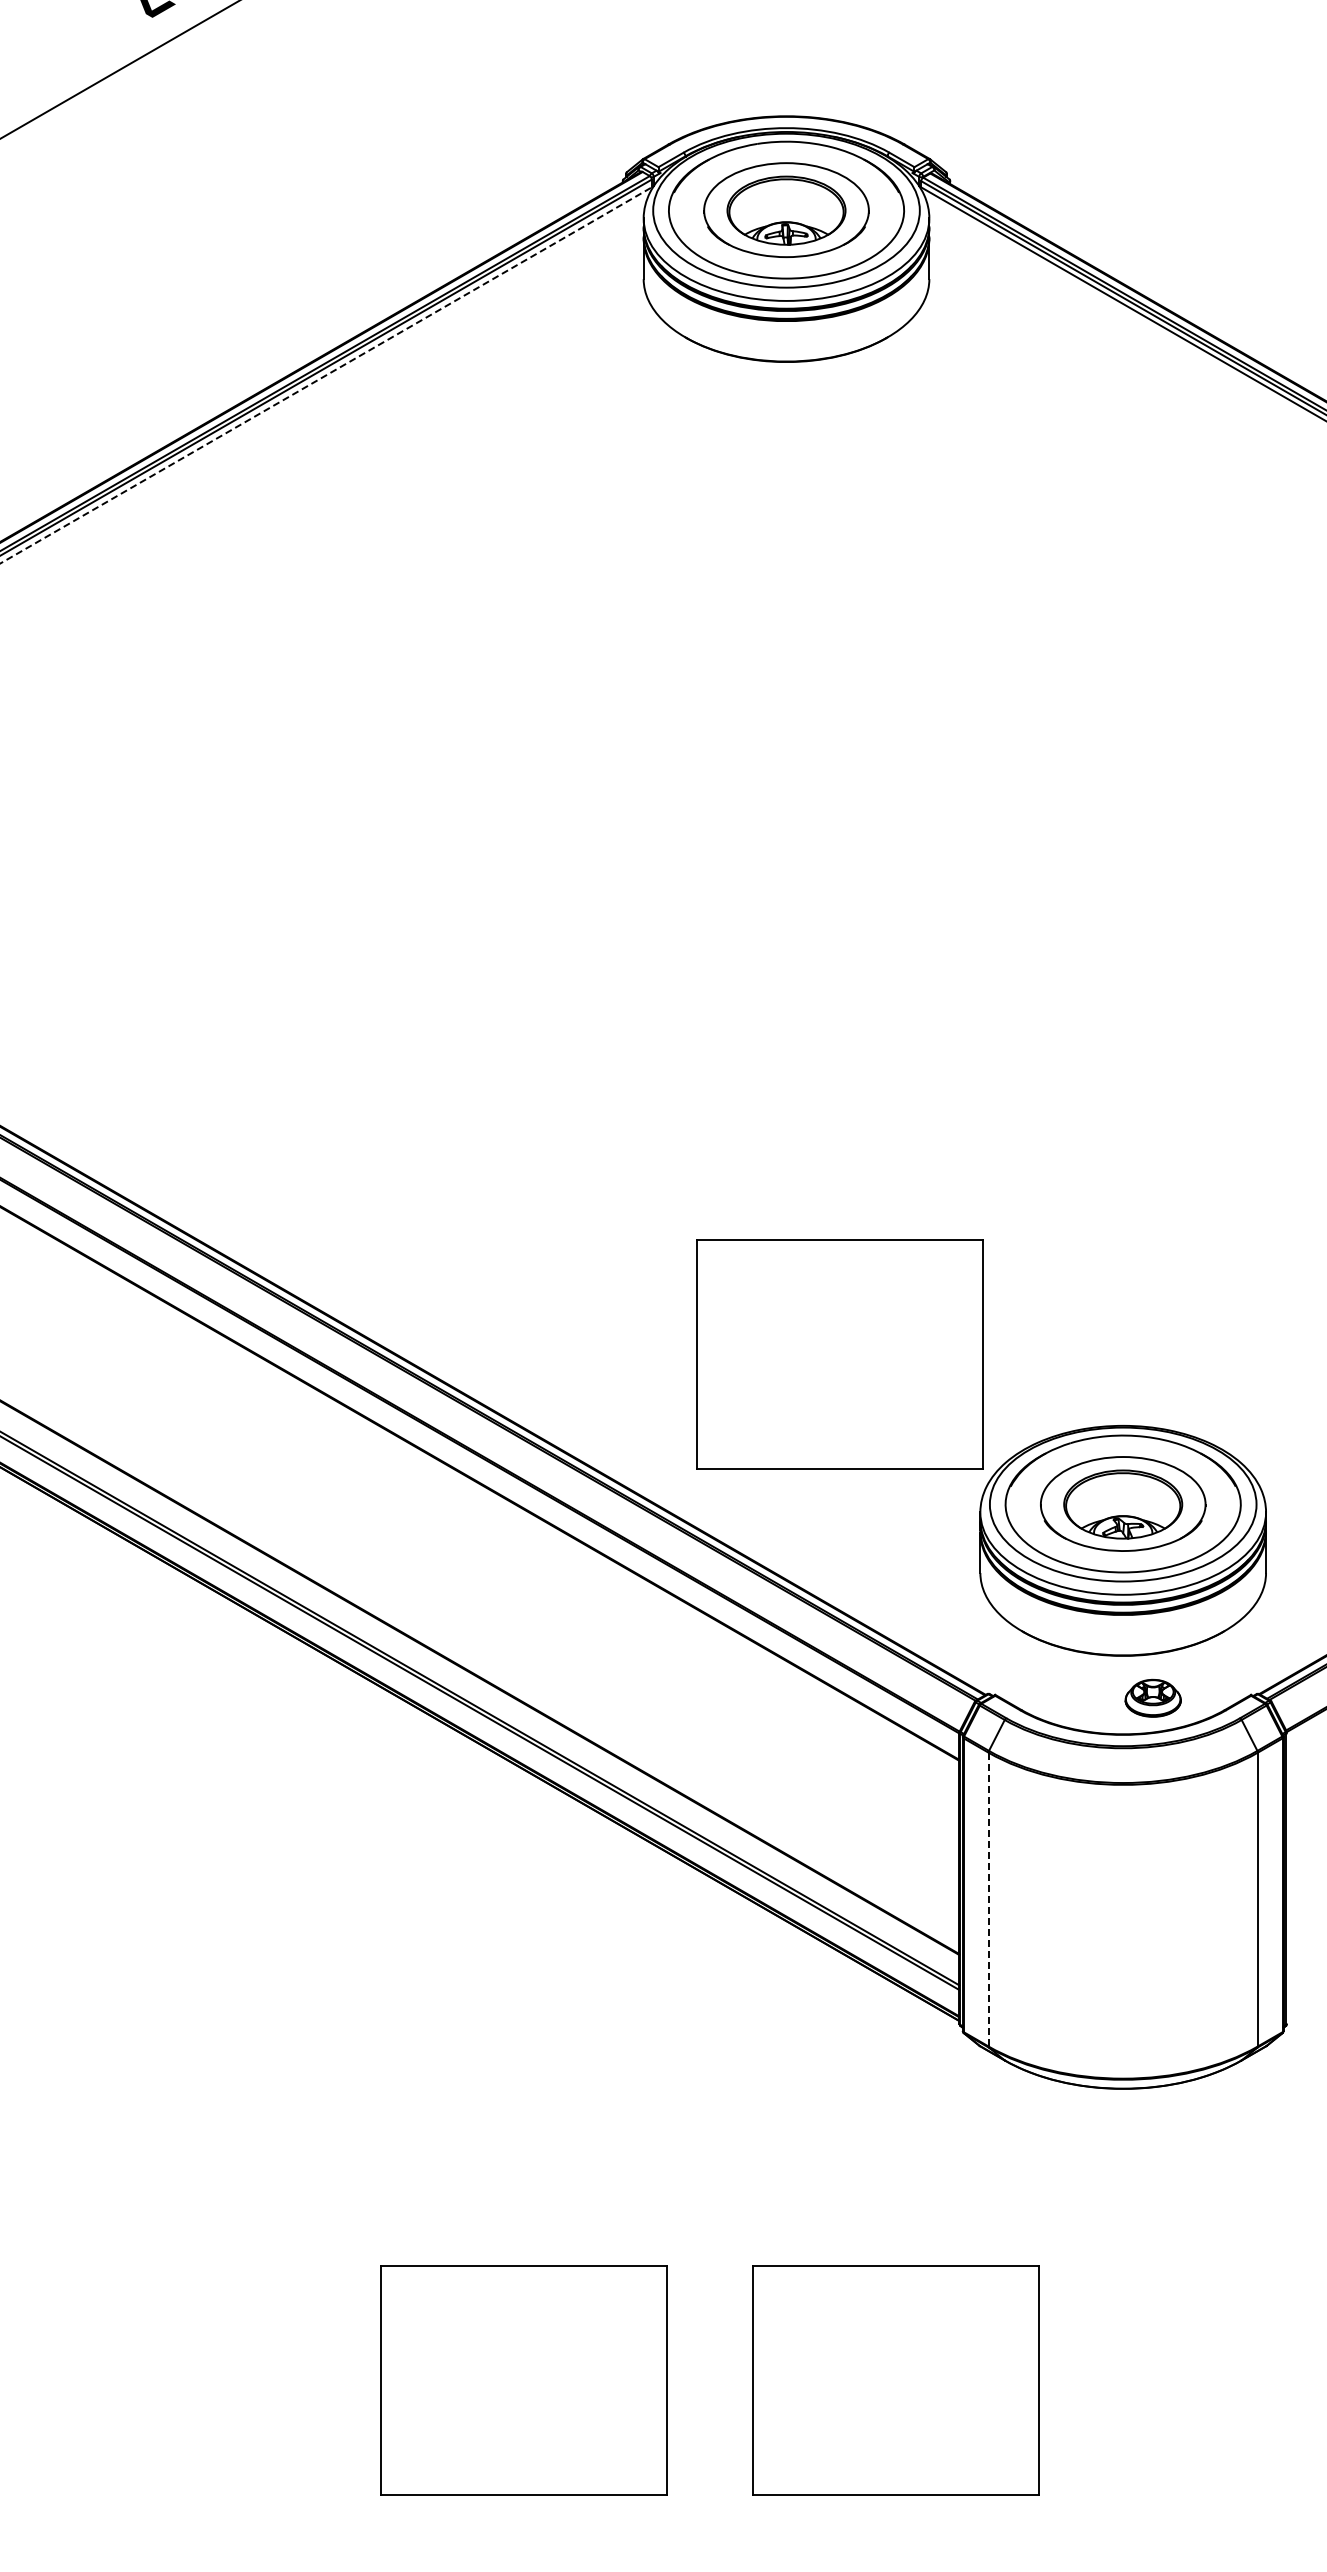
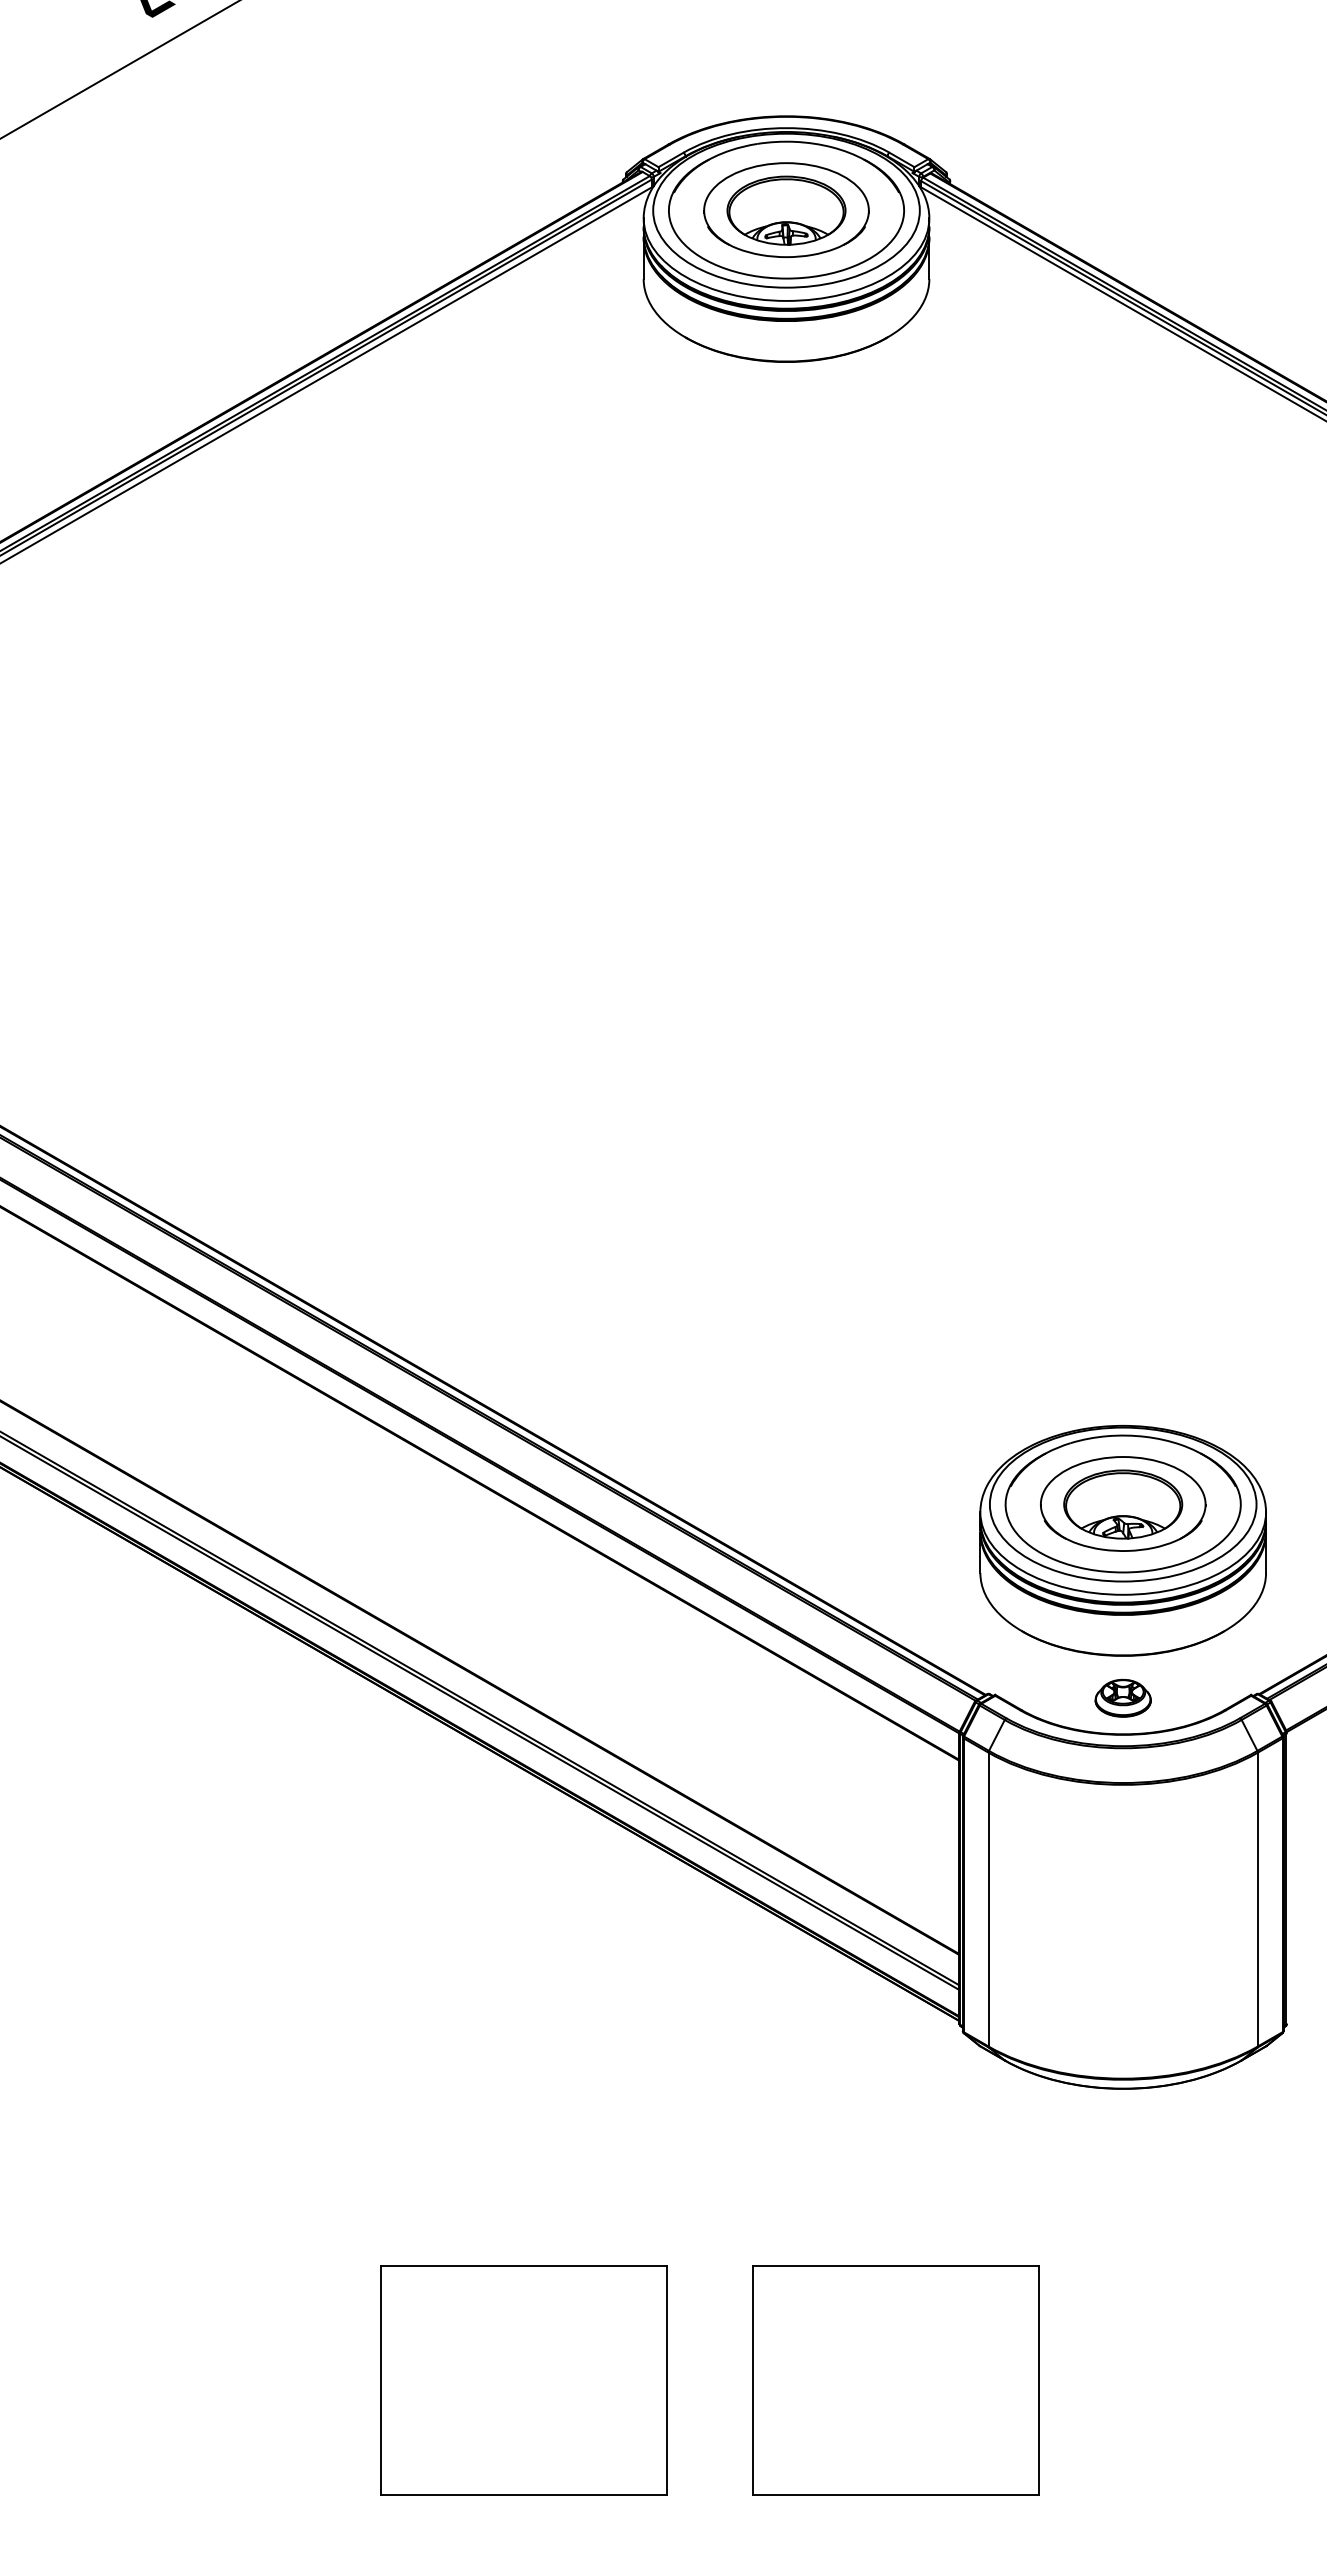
line: dashed -> solid (327, 374)
part: present -> none (839, 1354)
part position: (1152, 1697) -> (1122, 1697) (1122, 1697)
line: dashed -> solid (988, 1899)
